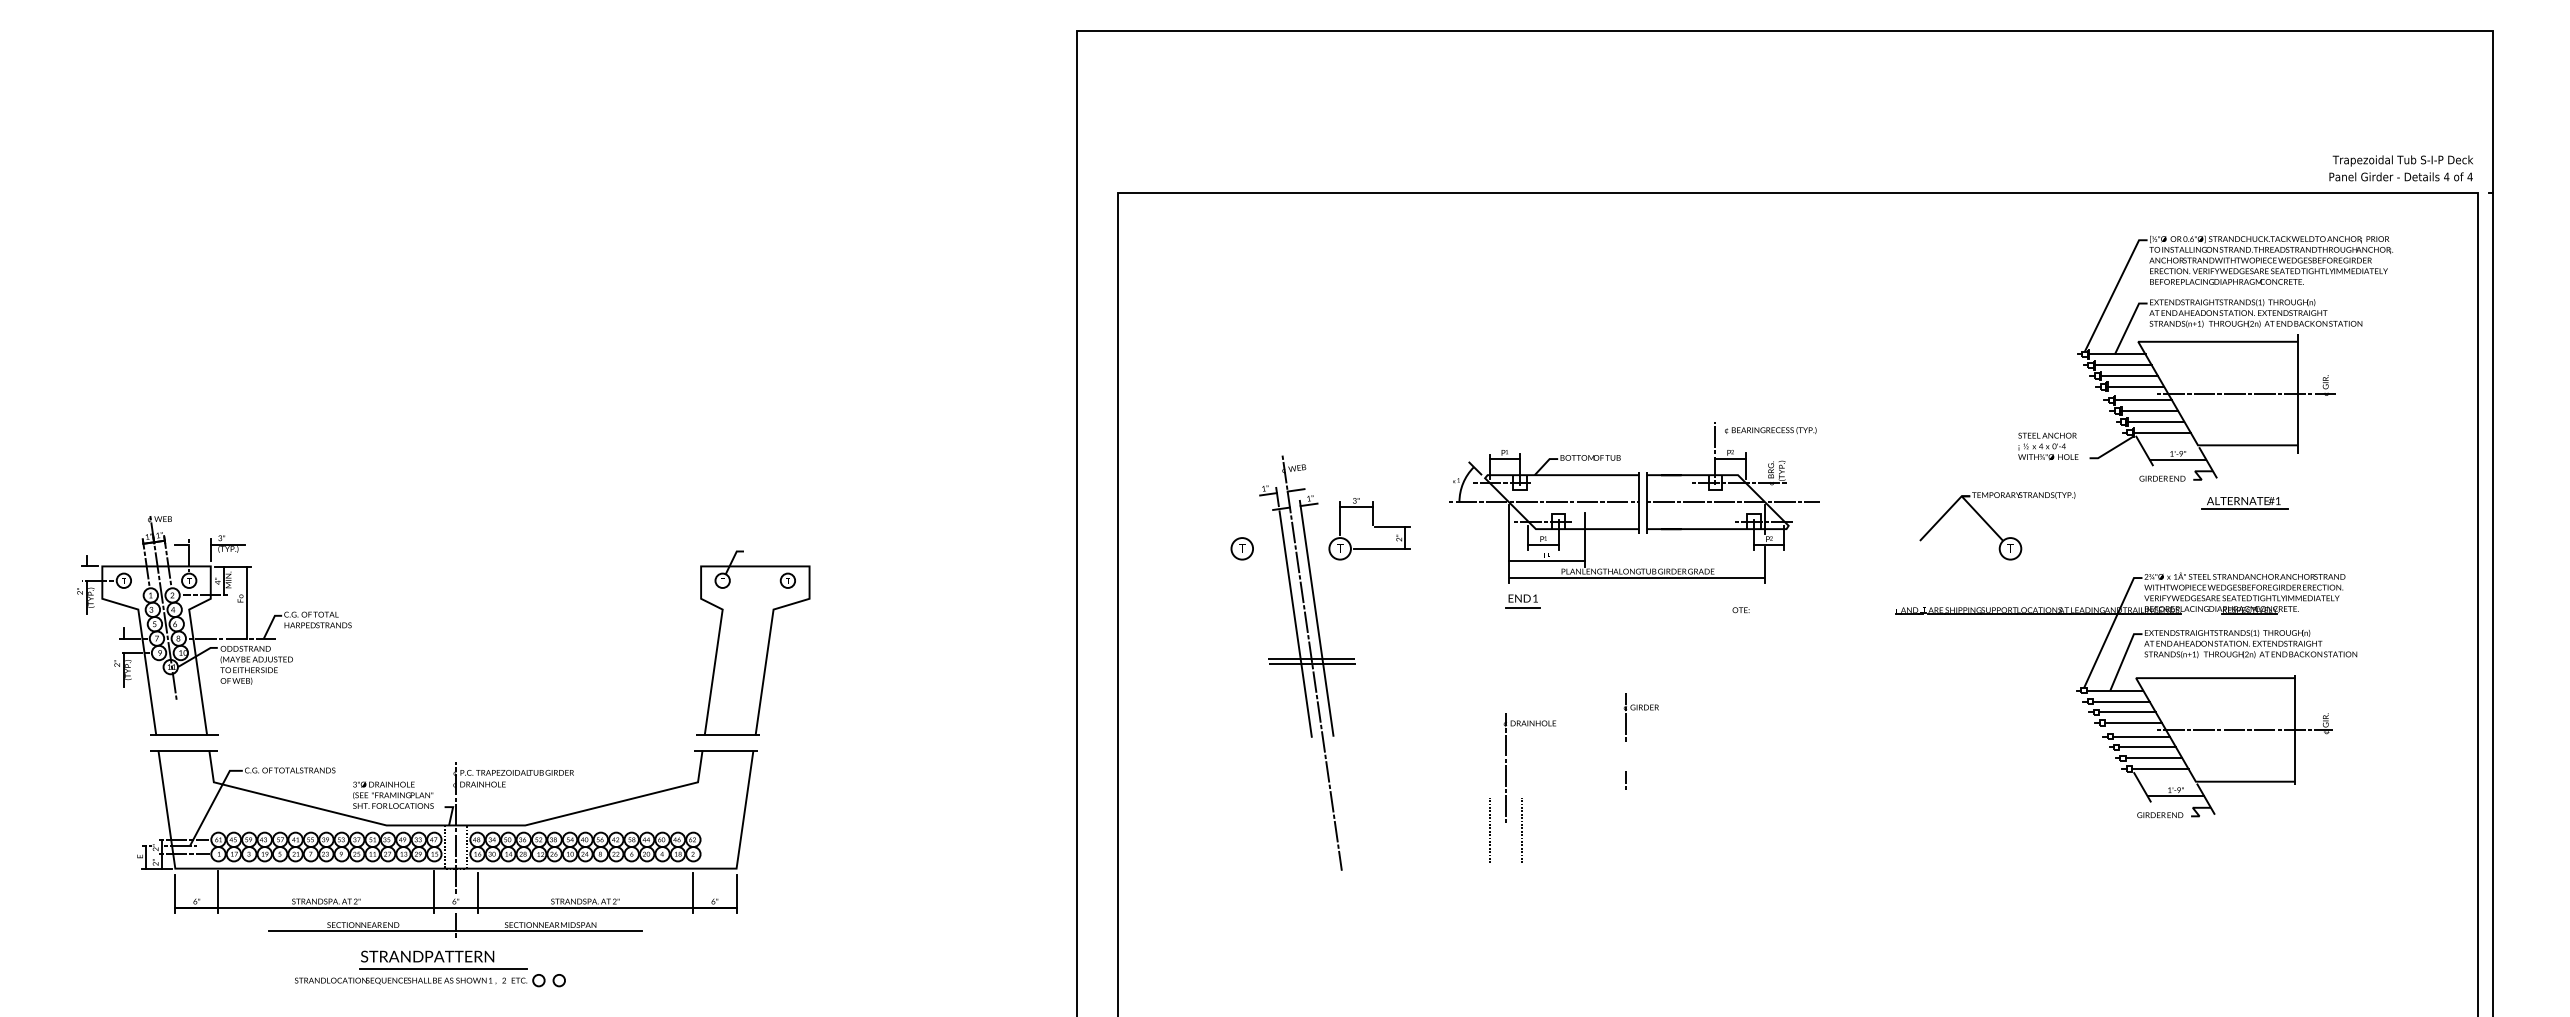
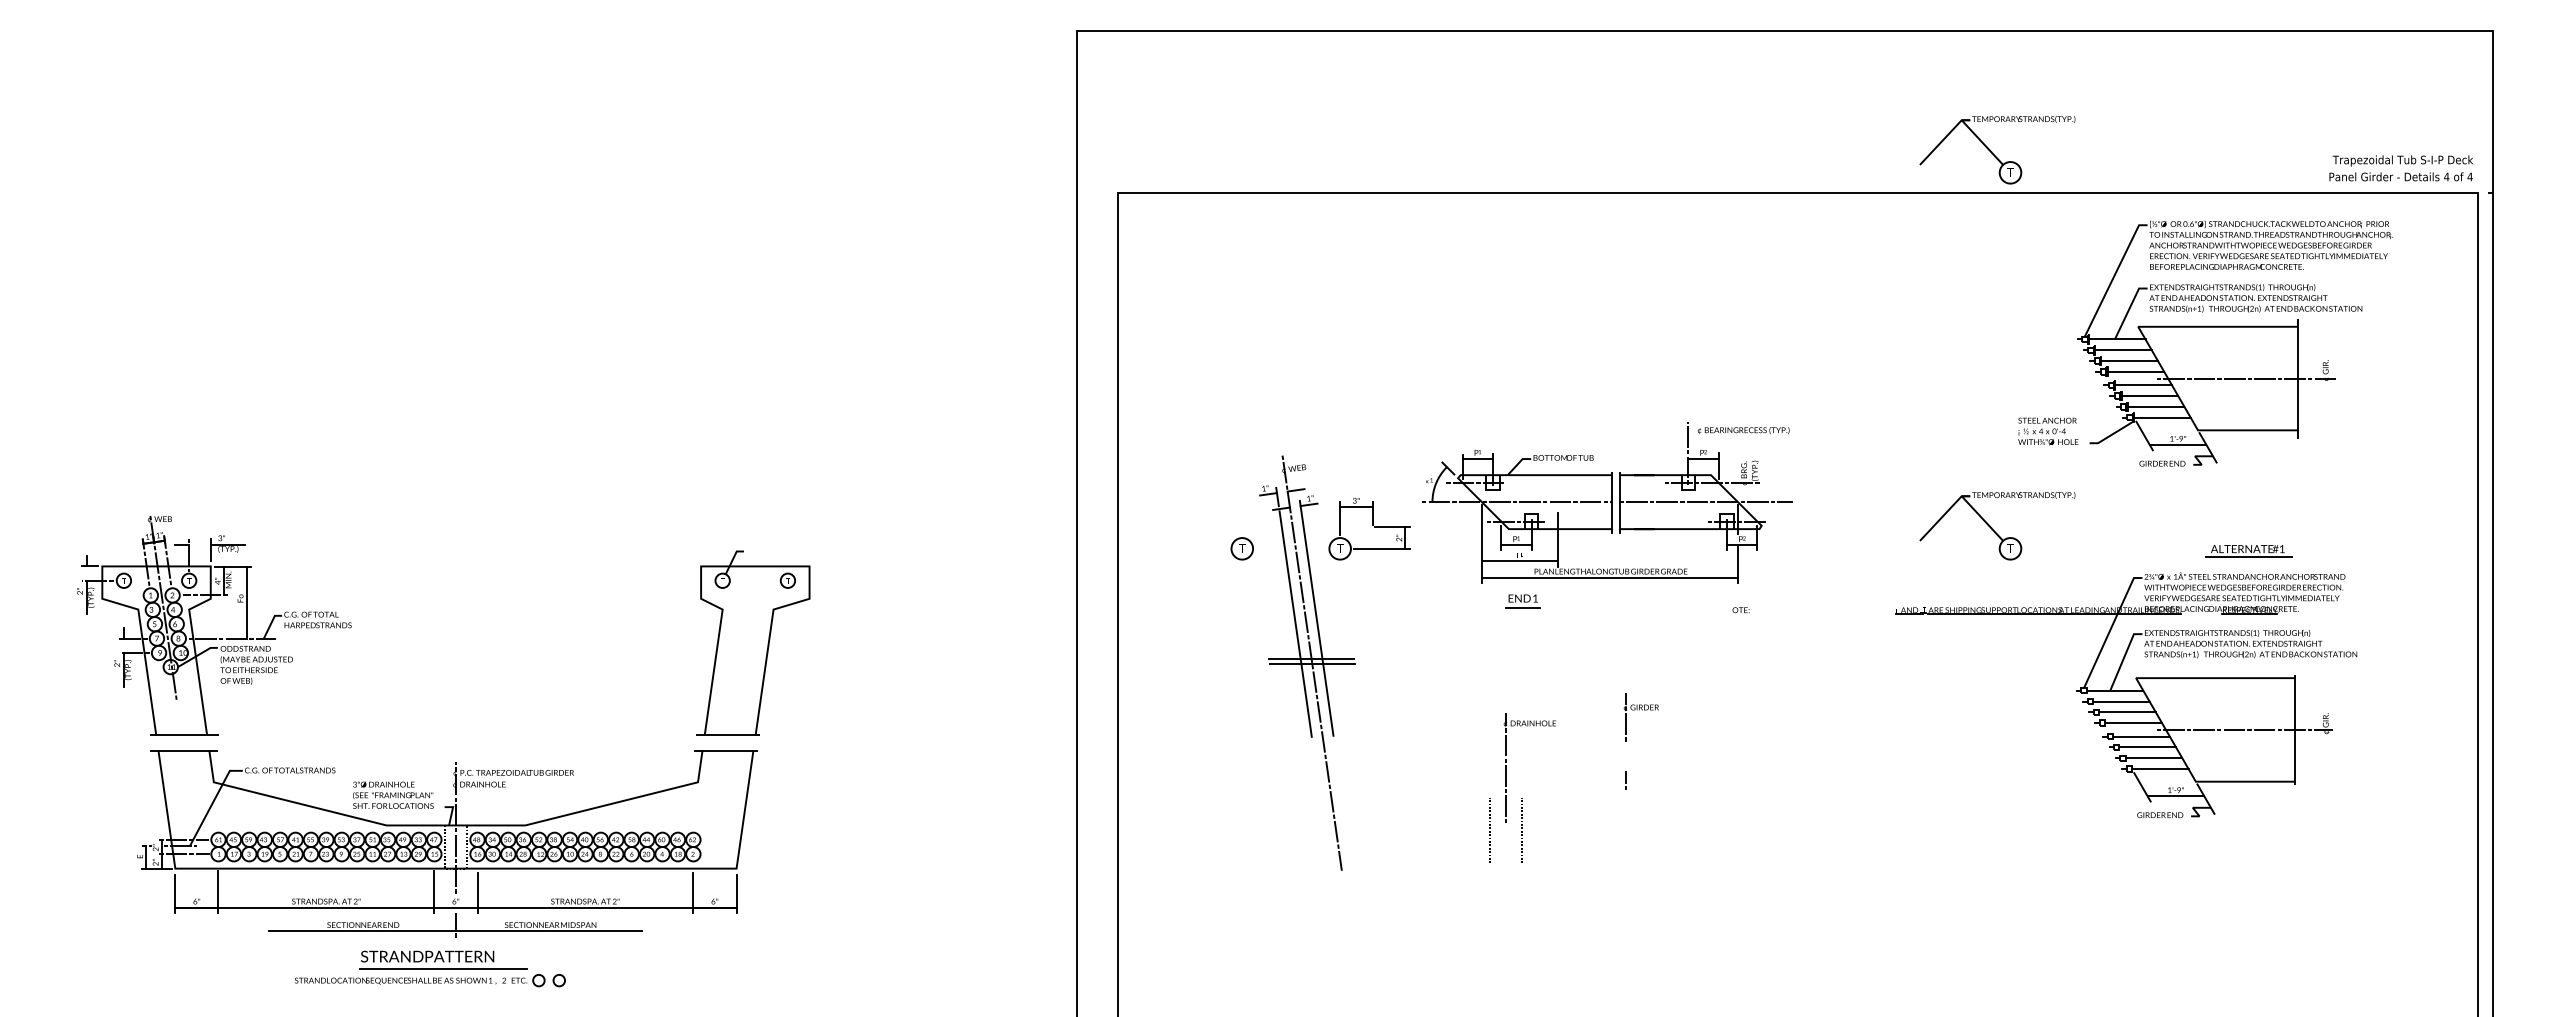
part: none -> present (1997, 150)
part position: (2205, 358) -> (2205, 343) (2205, 343)
part position: (1634, 502) -> (1607, 502) (1607, 502)
part position: (2244, 503) -> (2248, 551) (2248, 551)
